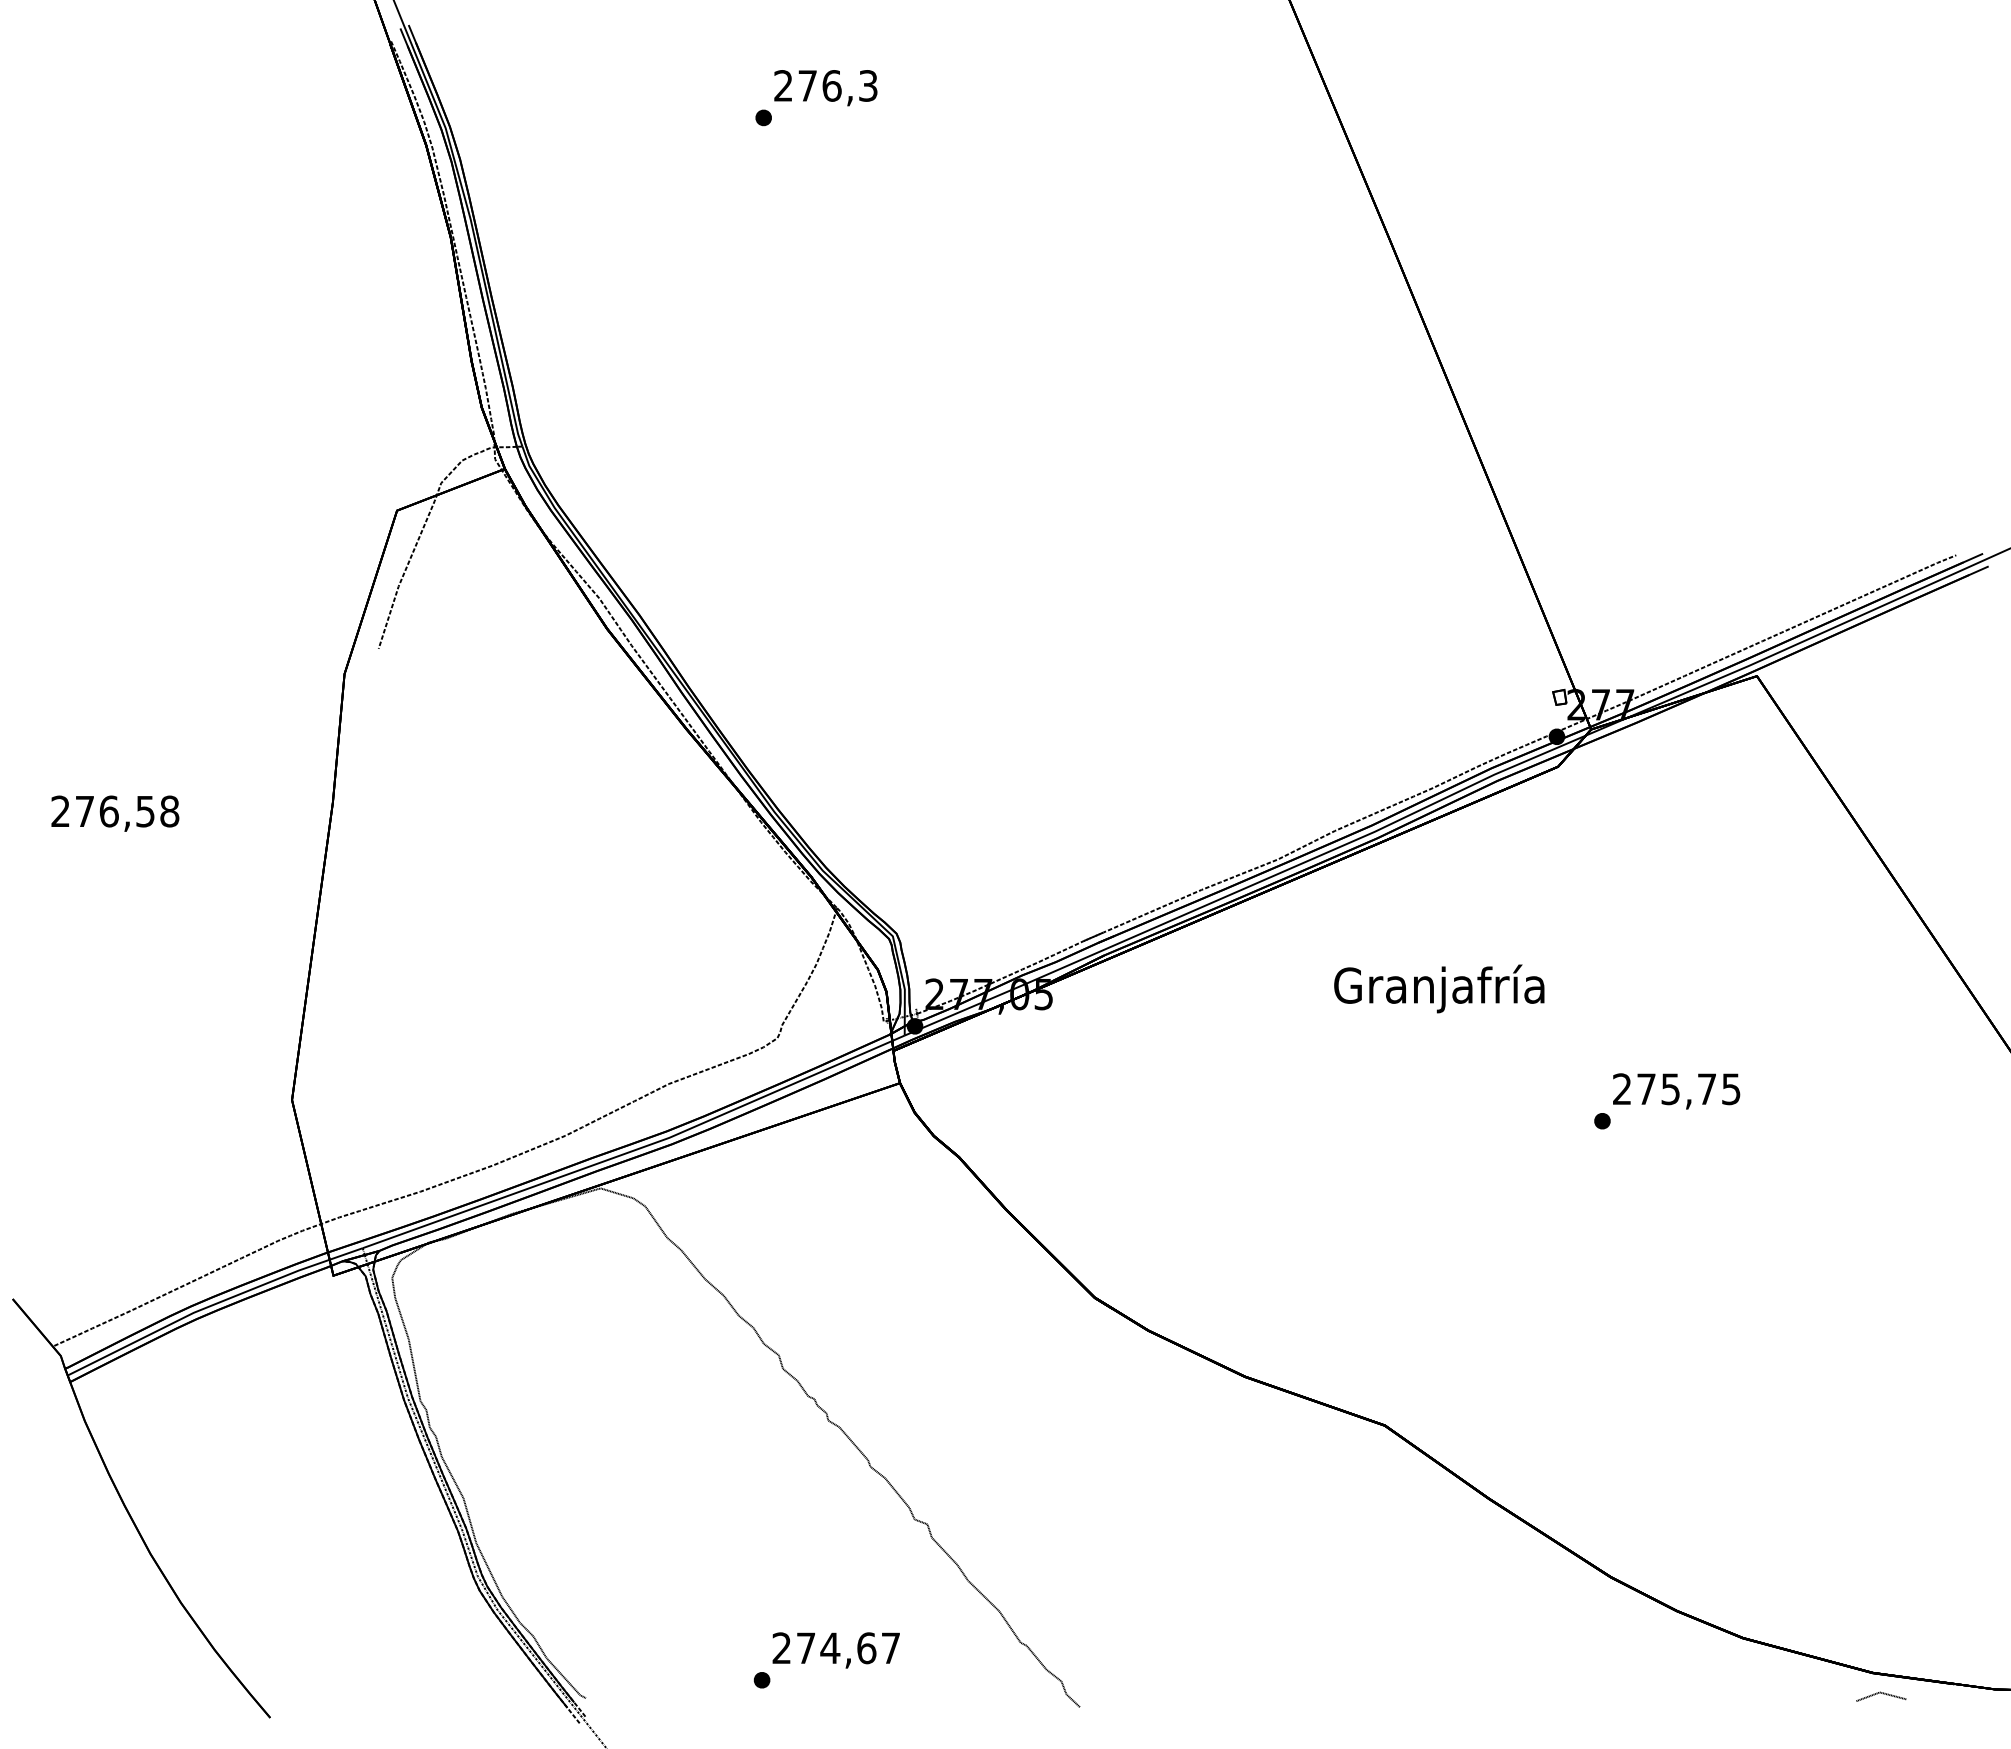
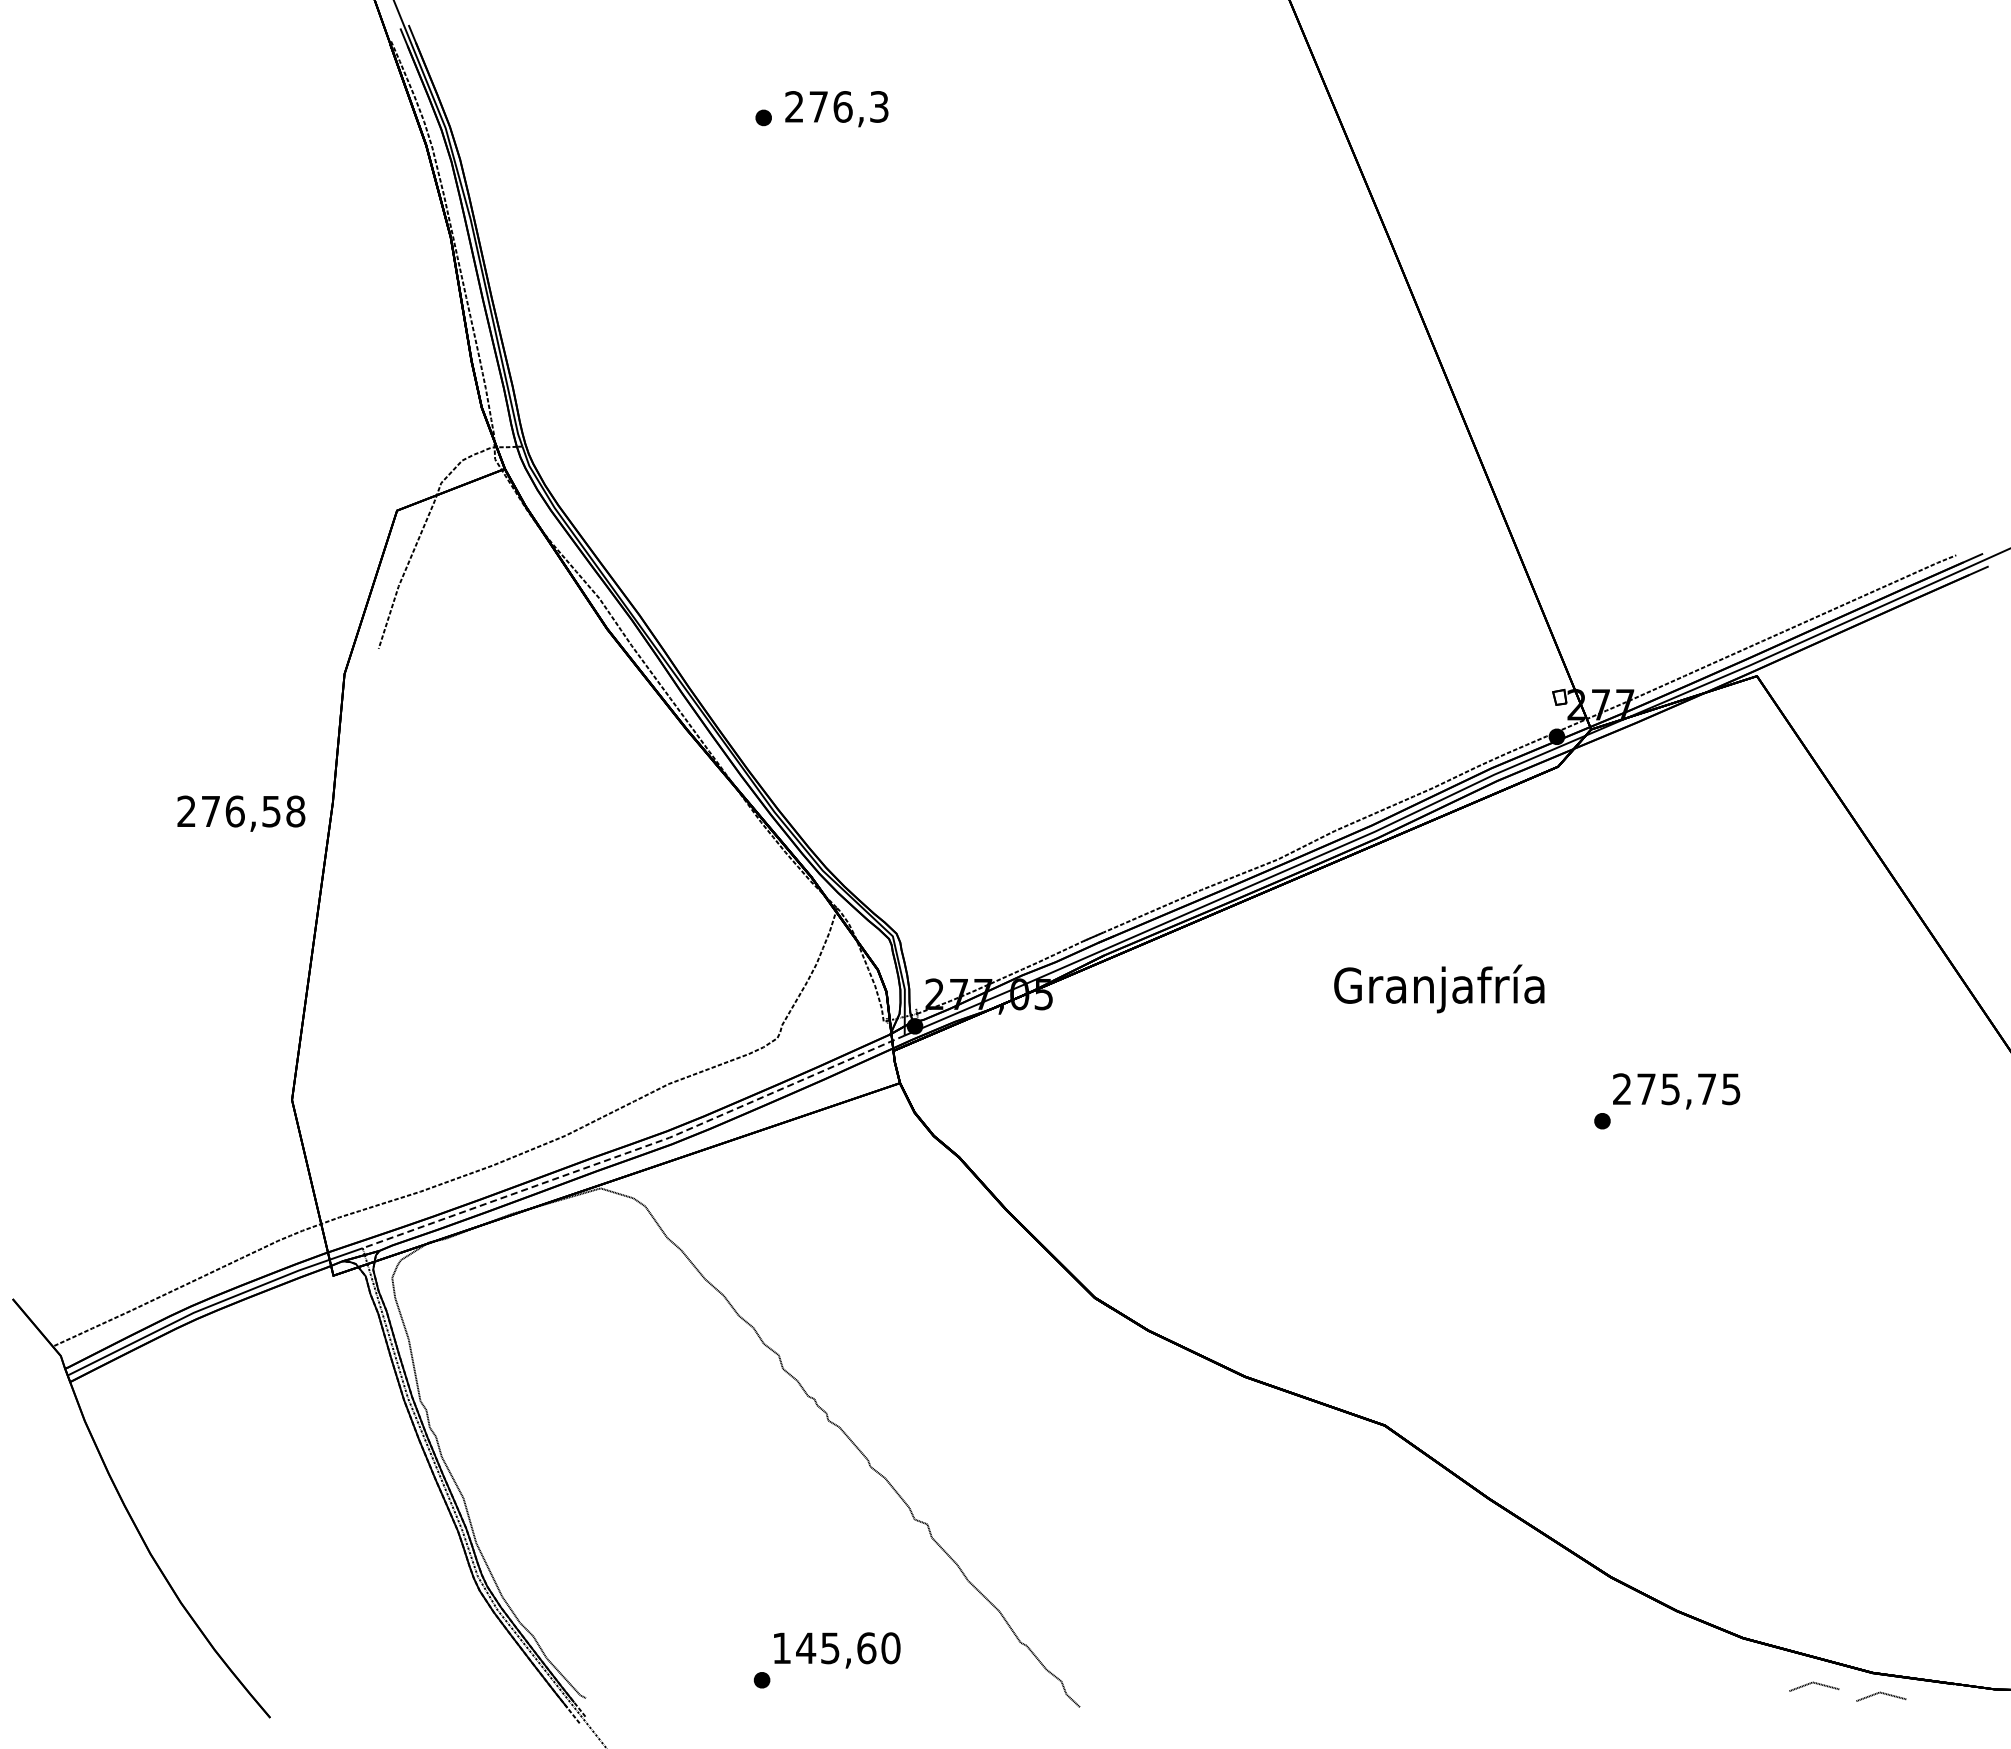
text position: (825, 88) -> (836, 109) (836, 109)
text position: (115, 813) -> (241, 813) (241, 813)
line: solid -> dashed (637, 1149)
text: 274,67 -> 145,60 (836, 1648)
line: none -> present (1816, 1684)
